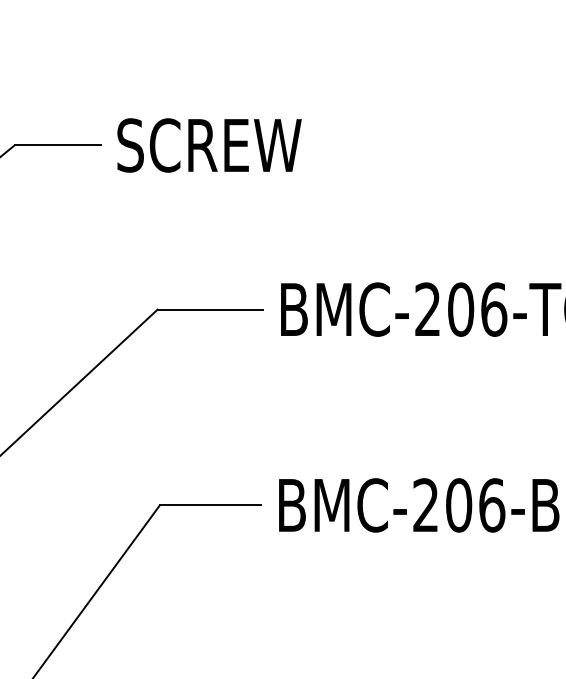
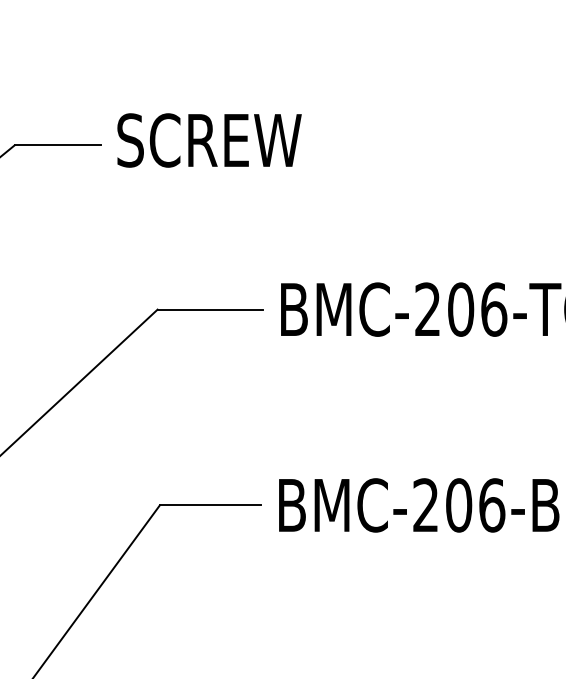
text position: (209, 145) -> (209, 140) (209, 140)
